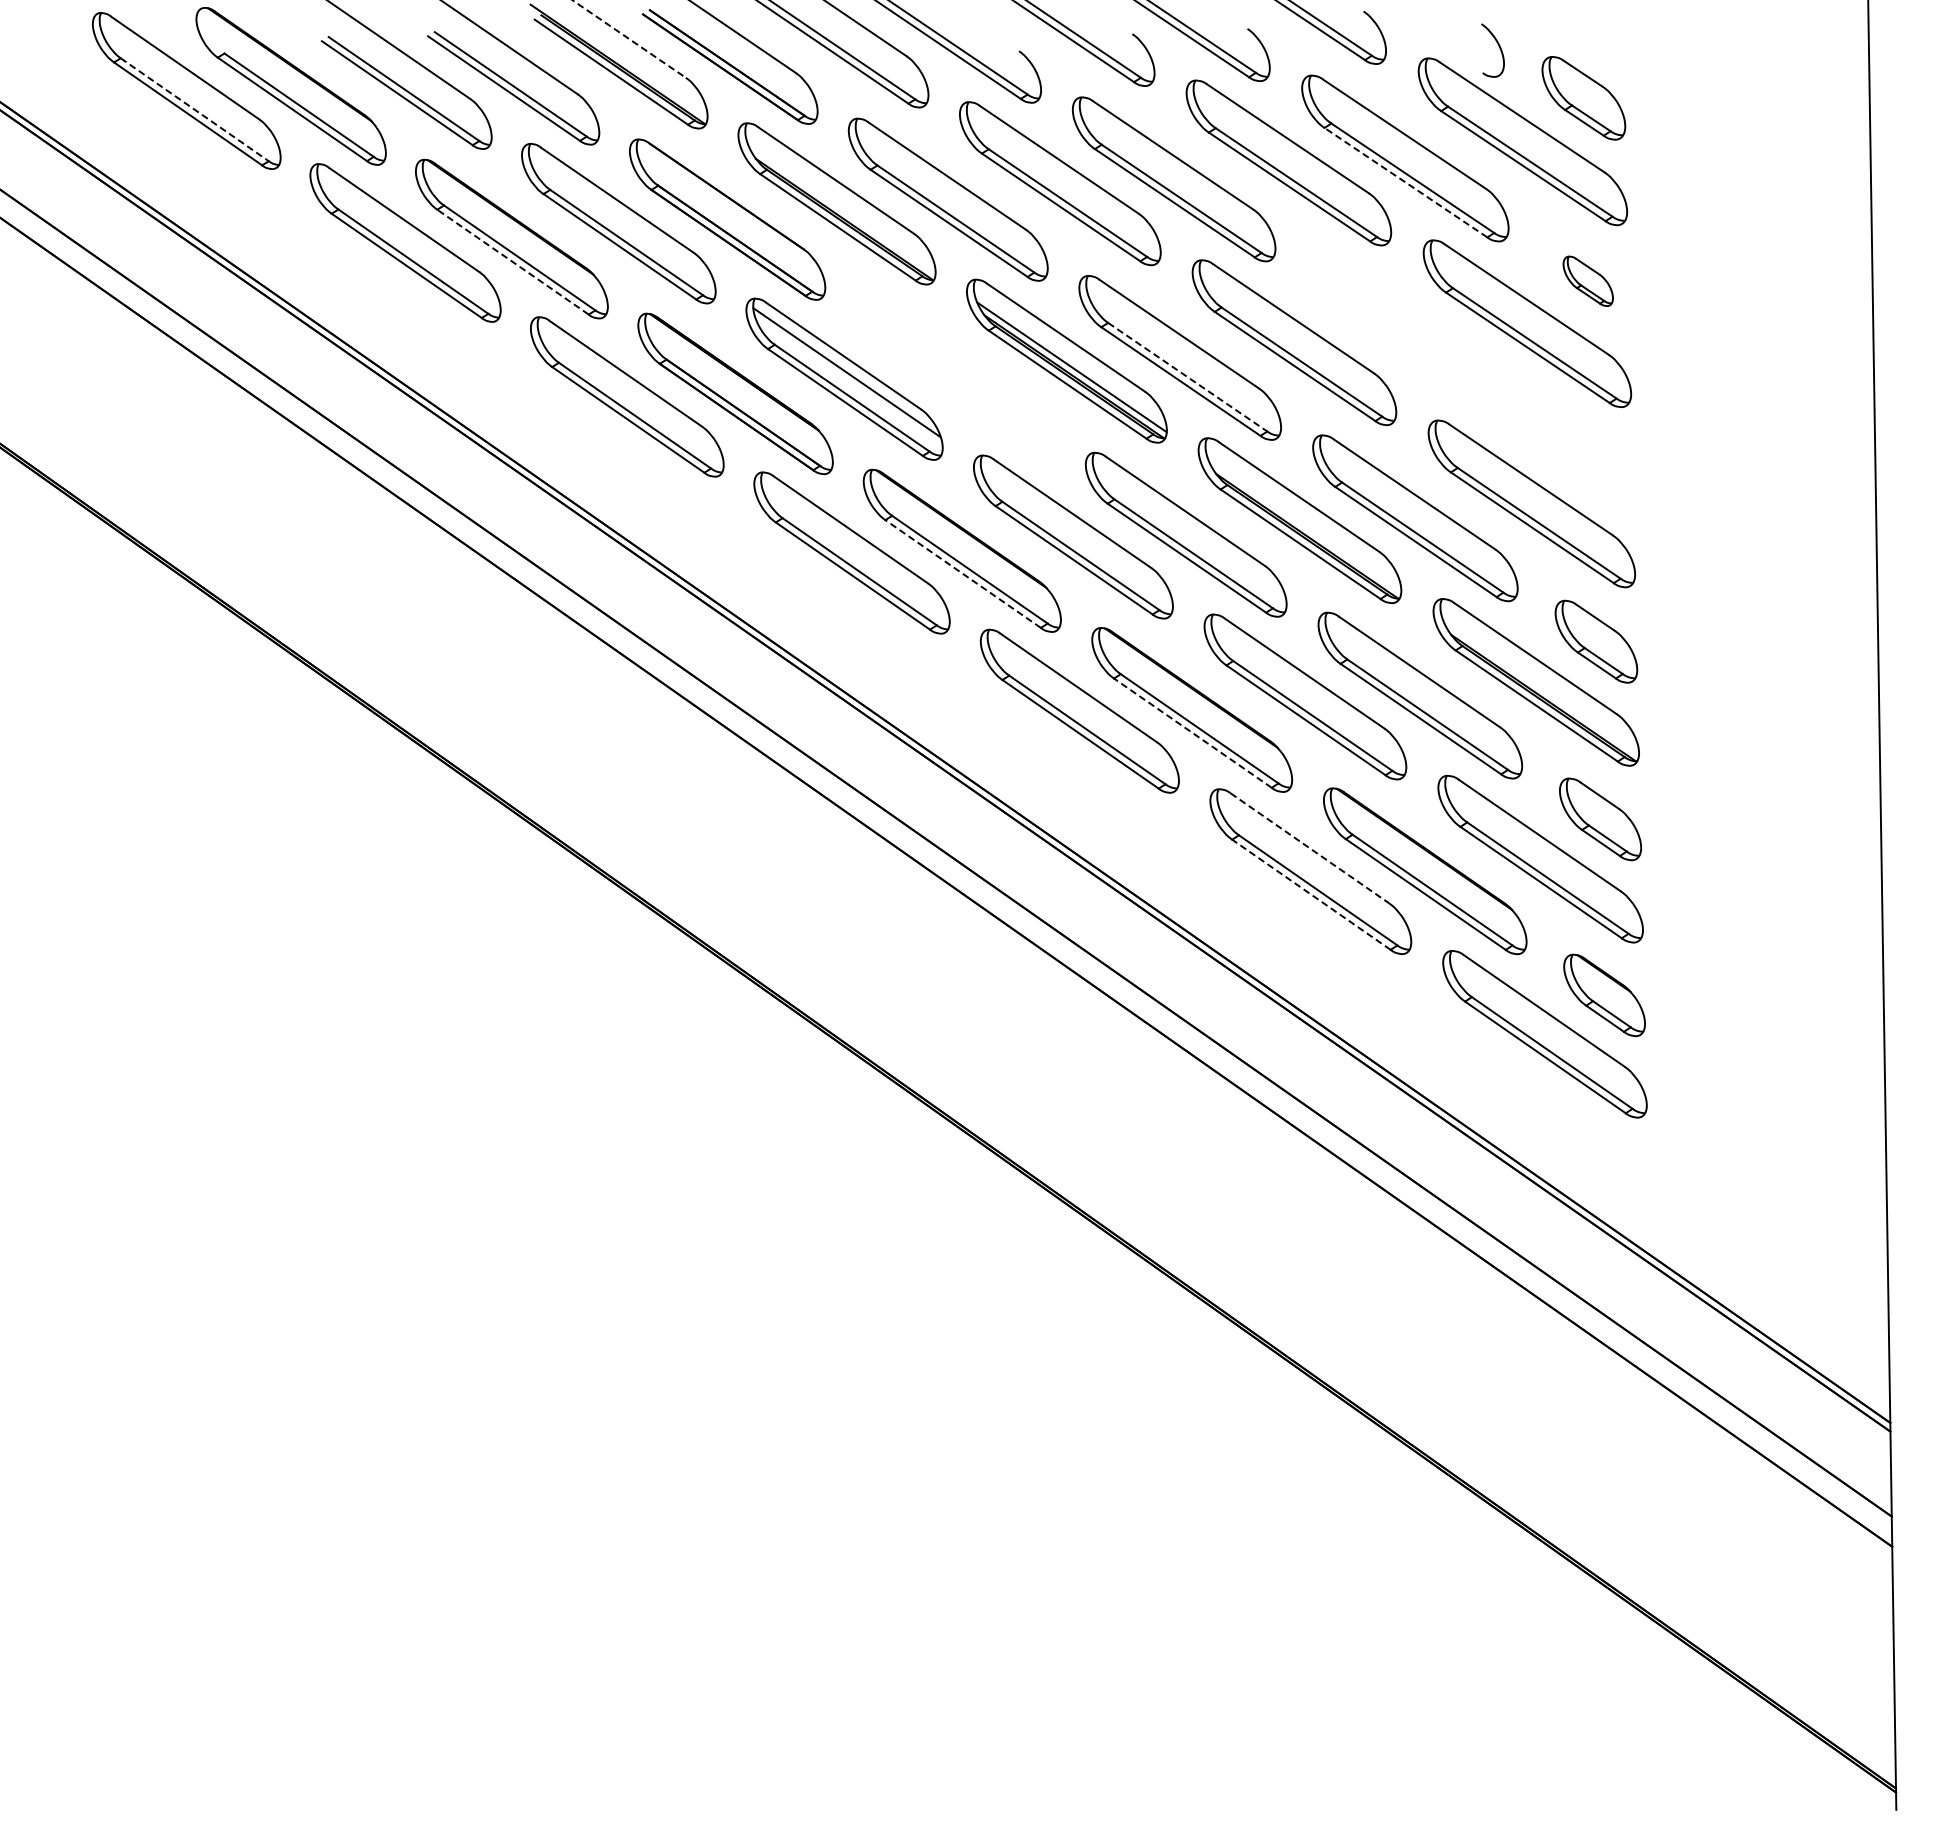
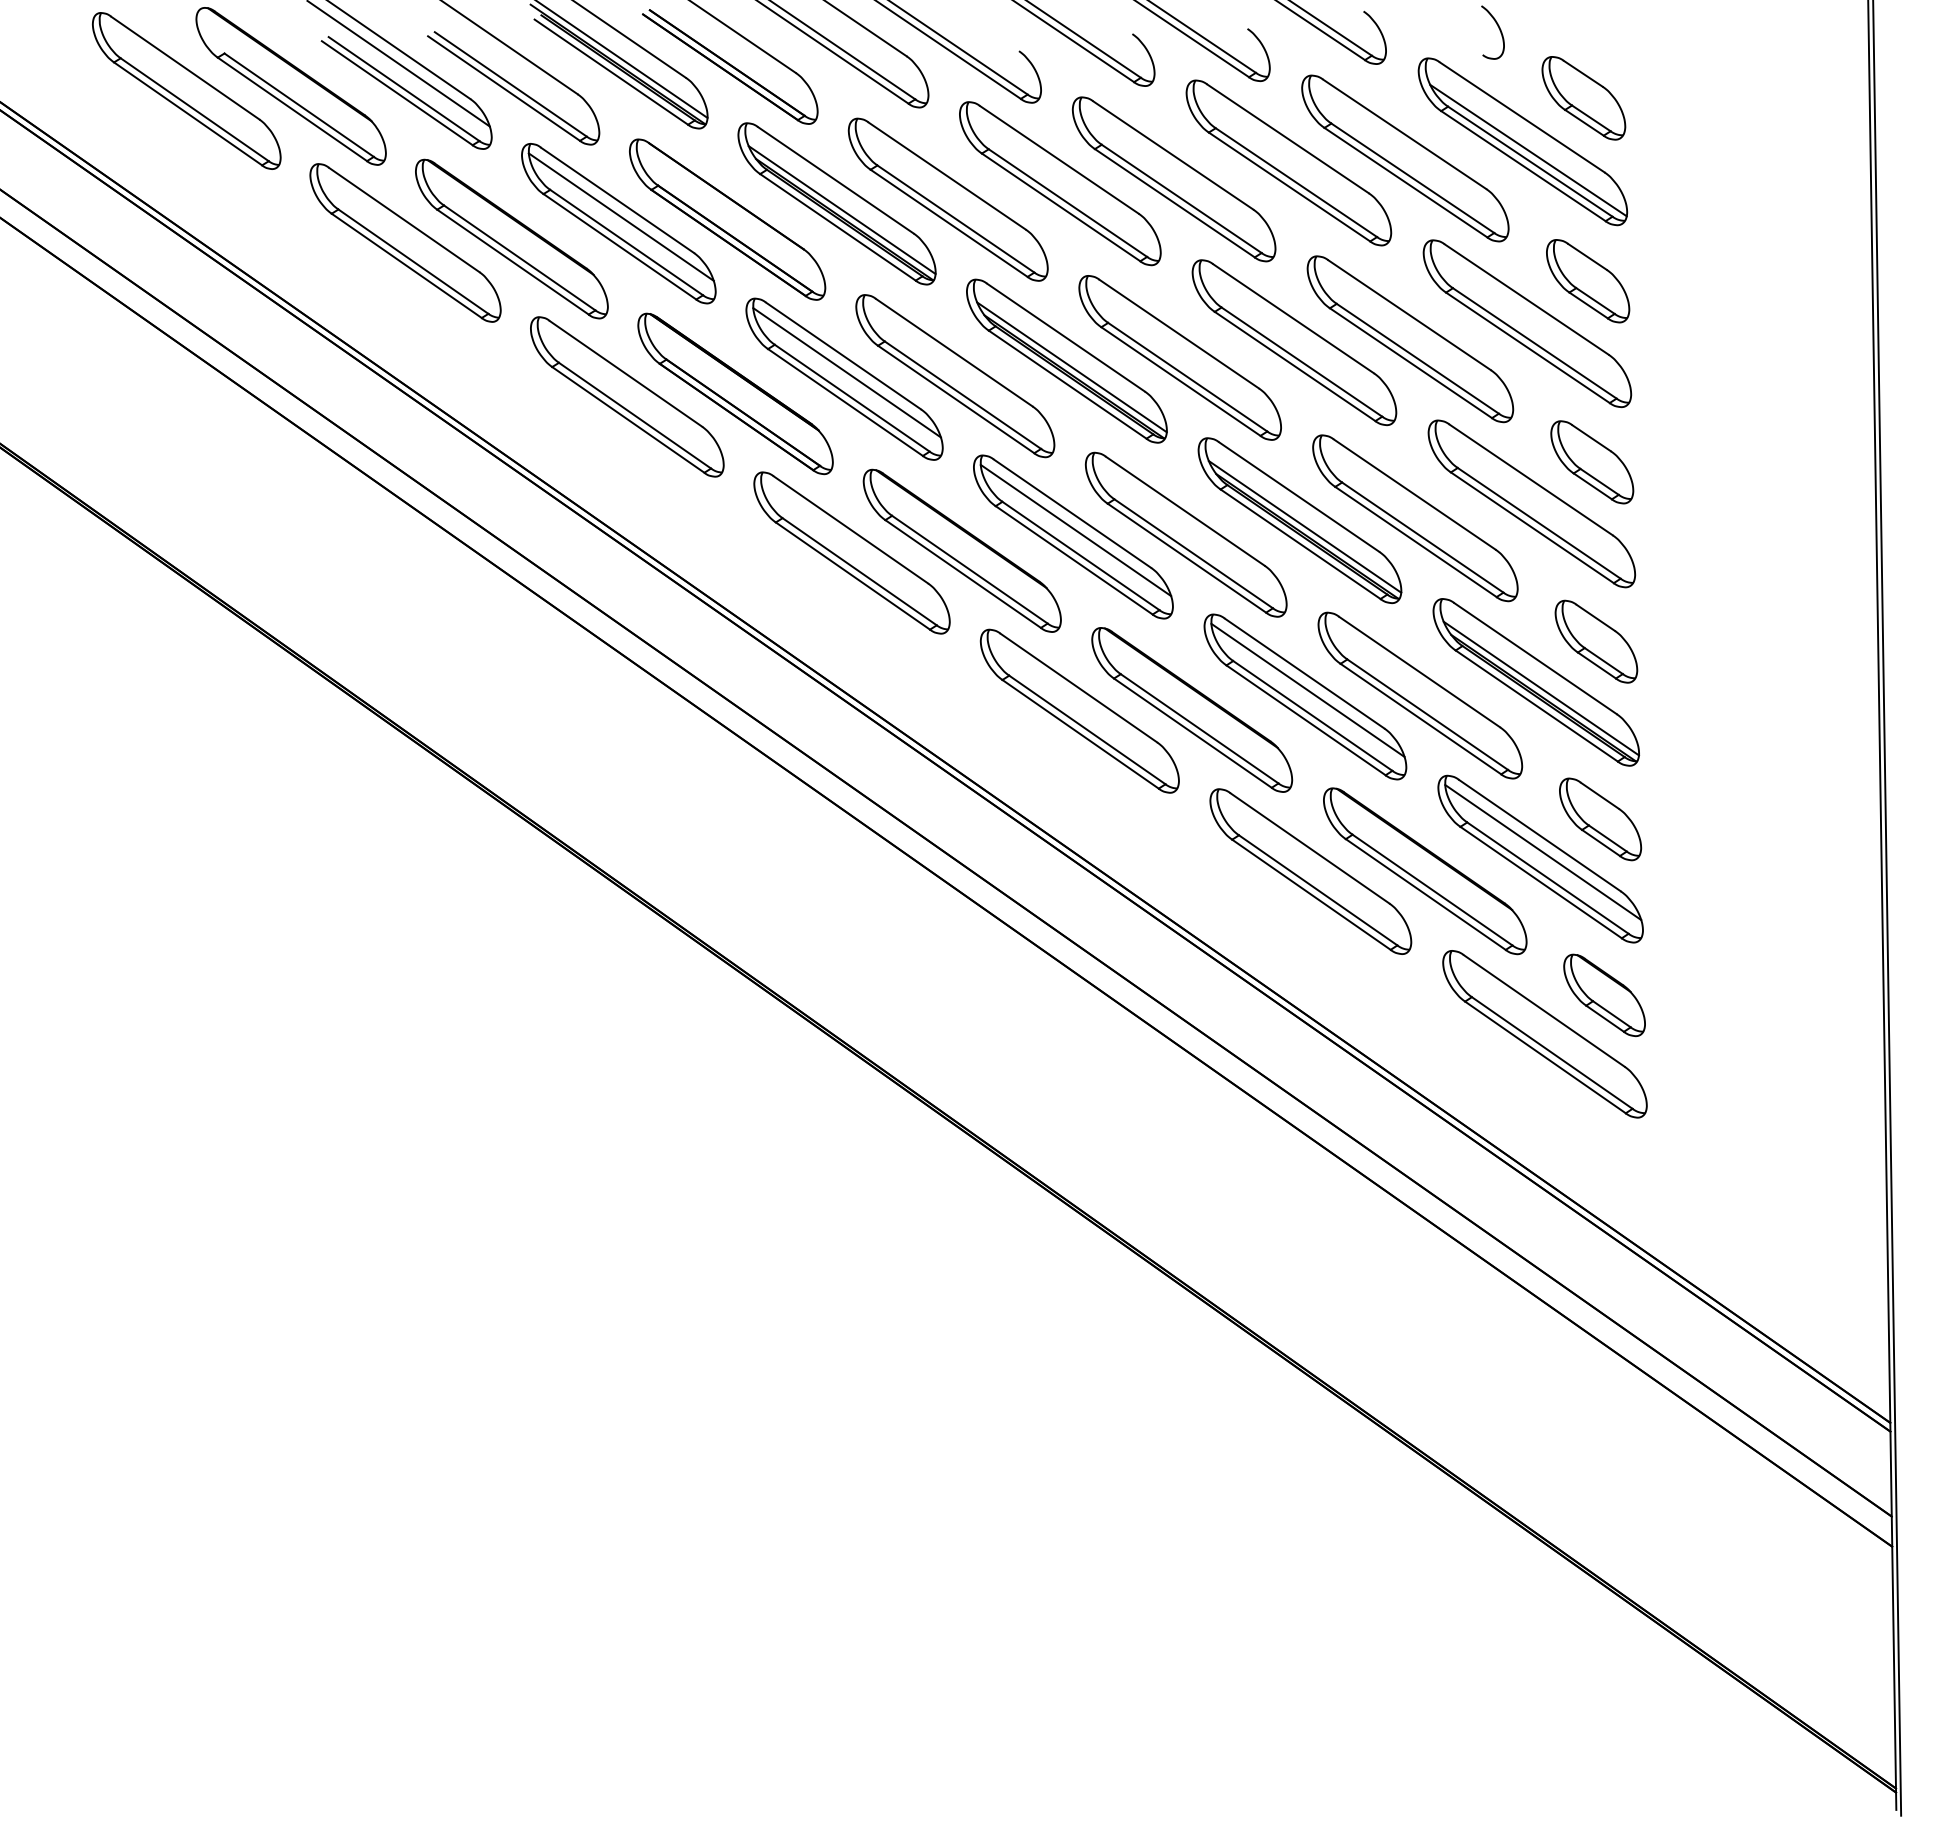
line: dashed -> solid (629, 39)
curve position: (1498, 46) -> (1498, 28) (1498, 28)
line: none -> present (622, 59)
line: none -> present (399, 64)
line: dashed -> solid (195, 110)
line: none -> present (1528, 150)
line: dashed -> solid (1405, 182)
line: none -> present (841, 210)
line: none -> present (620, 216)
line: dashed -> solid (512, 261)
part size: 52x52 px -> 85x85 px (1588, 281)
part: none -> present (1410, 339)
part: none -> present (955, 376)
line: dashed -> solid (1188, 377)
part: none -> present (1592, 462)
line: none -> present (1304, 526)
line: none -> present (1075, 530)
line: dashed -> solid (963, 574)
line: none -> present (1540, 688)
line: none -> present (1307, 689)
line: dashed -> solid (1192, 733)
line: dashed -> solid (1310, 848)
line: none -> present (1543, 852)
line: dashed -> solid (1311, 894)
line: none -> present (1887, 908)
